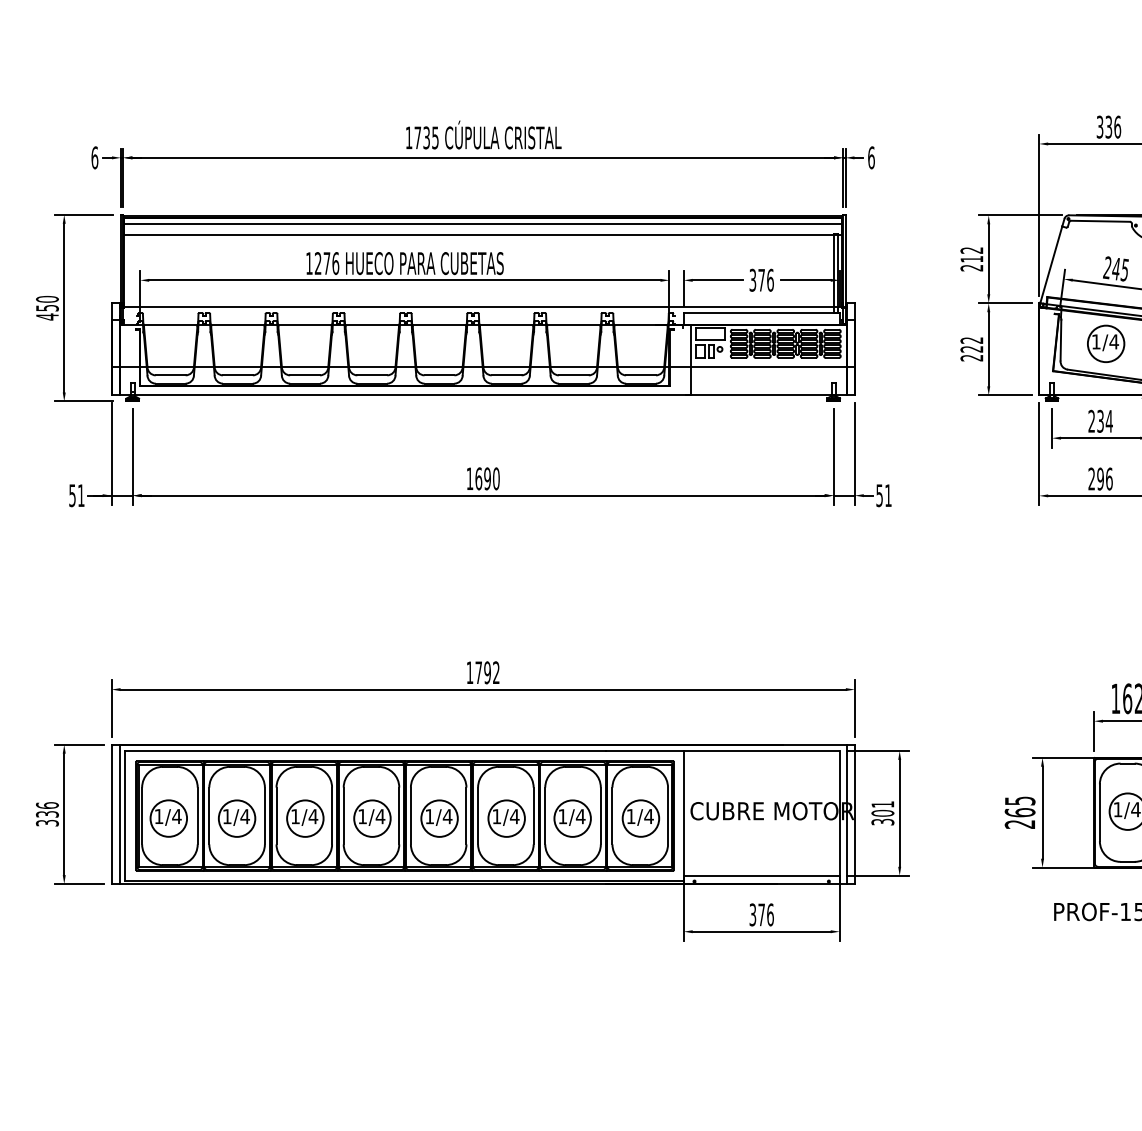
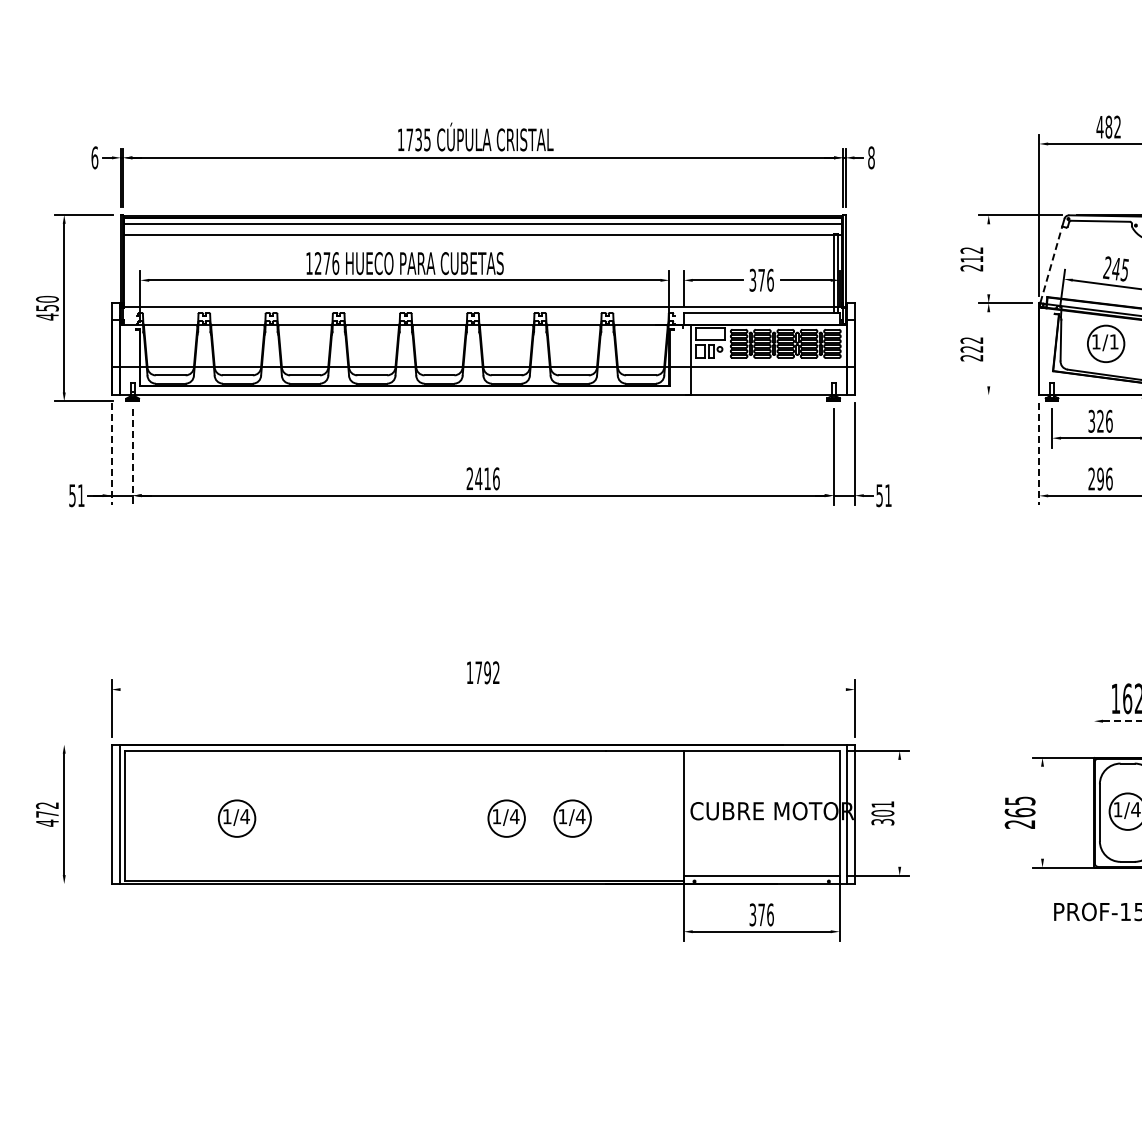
text: 336 -> 482 (1108, 126)
text position: (483, 134) -> (475, 136) (475, 136)
text: 6 -> 8 (871, 157)
line: present -> none (988, 259)
line: solid -> dashed (1051, 264)
text: 1/4 -> 1/1 (1114, 341)
line: present -> none (988, 349)
line: present -> none (1005, 395)
text: 234 -> 326 (1100, 420)
line: solid -> dashed (111, 454)
line: solid -> dashed (1039, 454)
line: solid -> dashed (132, 457)
text: 1690 -> 2416 (482, 478)
line: present -> none (482, 689)
line: solid -> dashed (1122, 721)
line: present -> none (1094, 731)
line: present -> none (79, 744)
line: present -> none (899, 812)
line: present -> none (1042, 812)
text: 336 -> 472 (46, 814)
part: present -> none (404, 815)
line: present -> none (79, 884)
